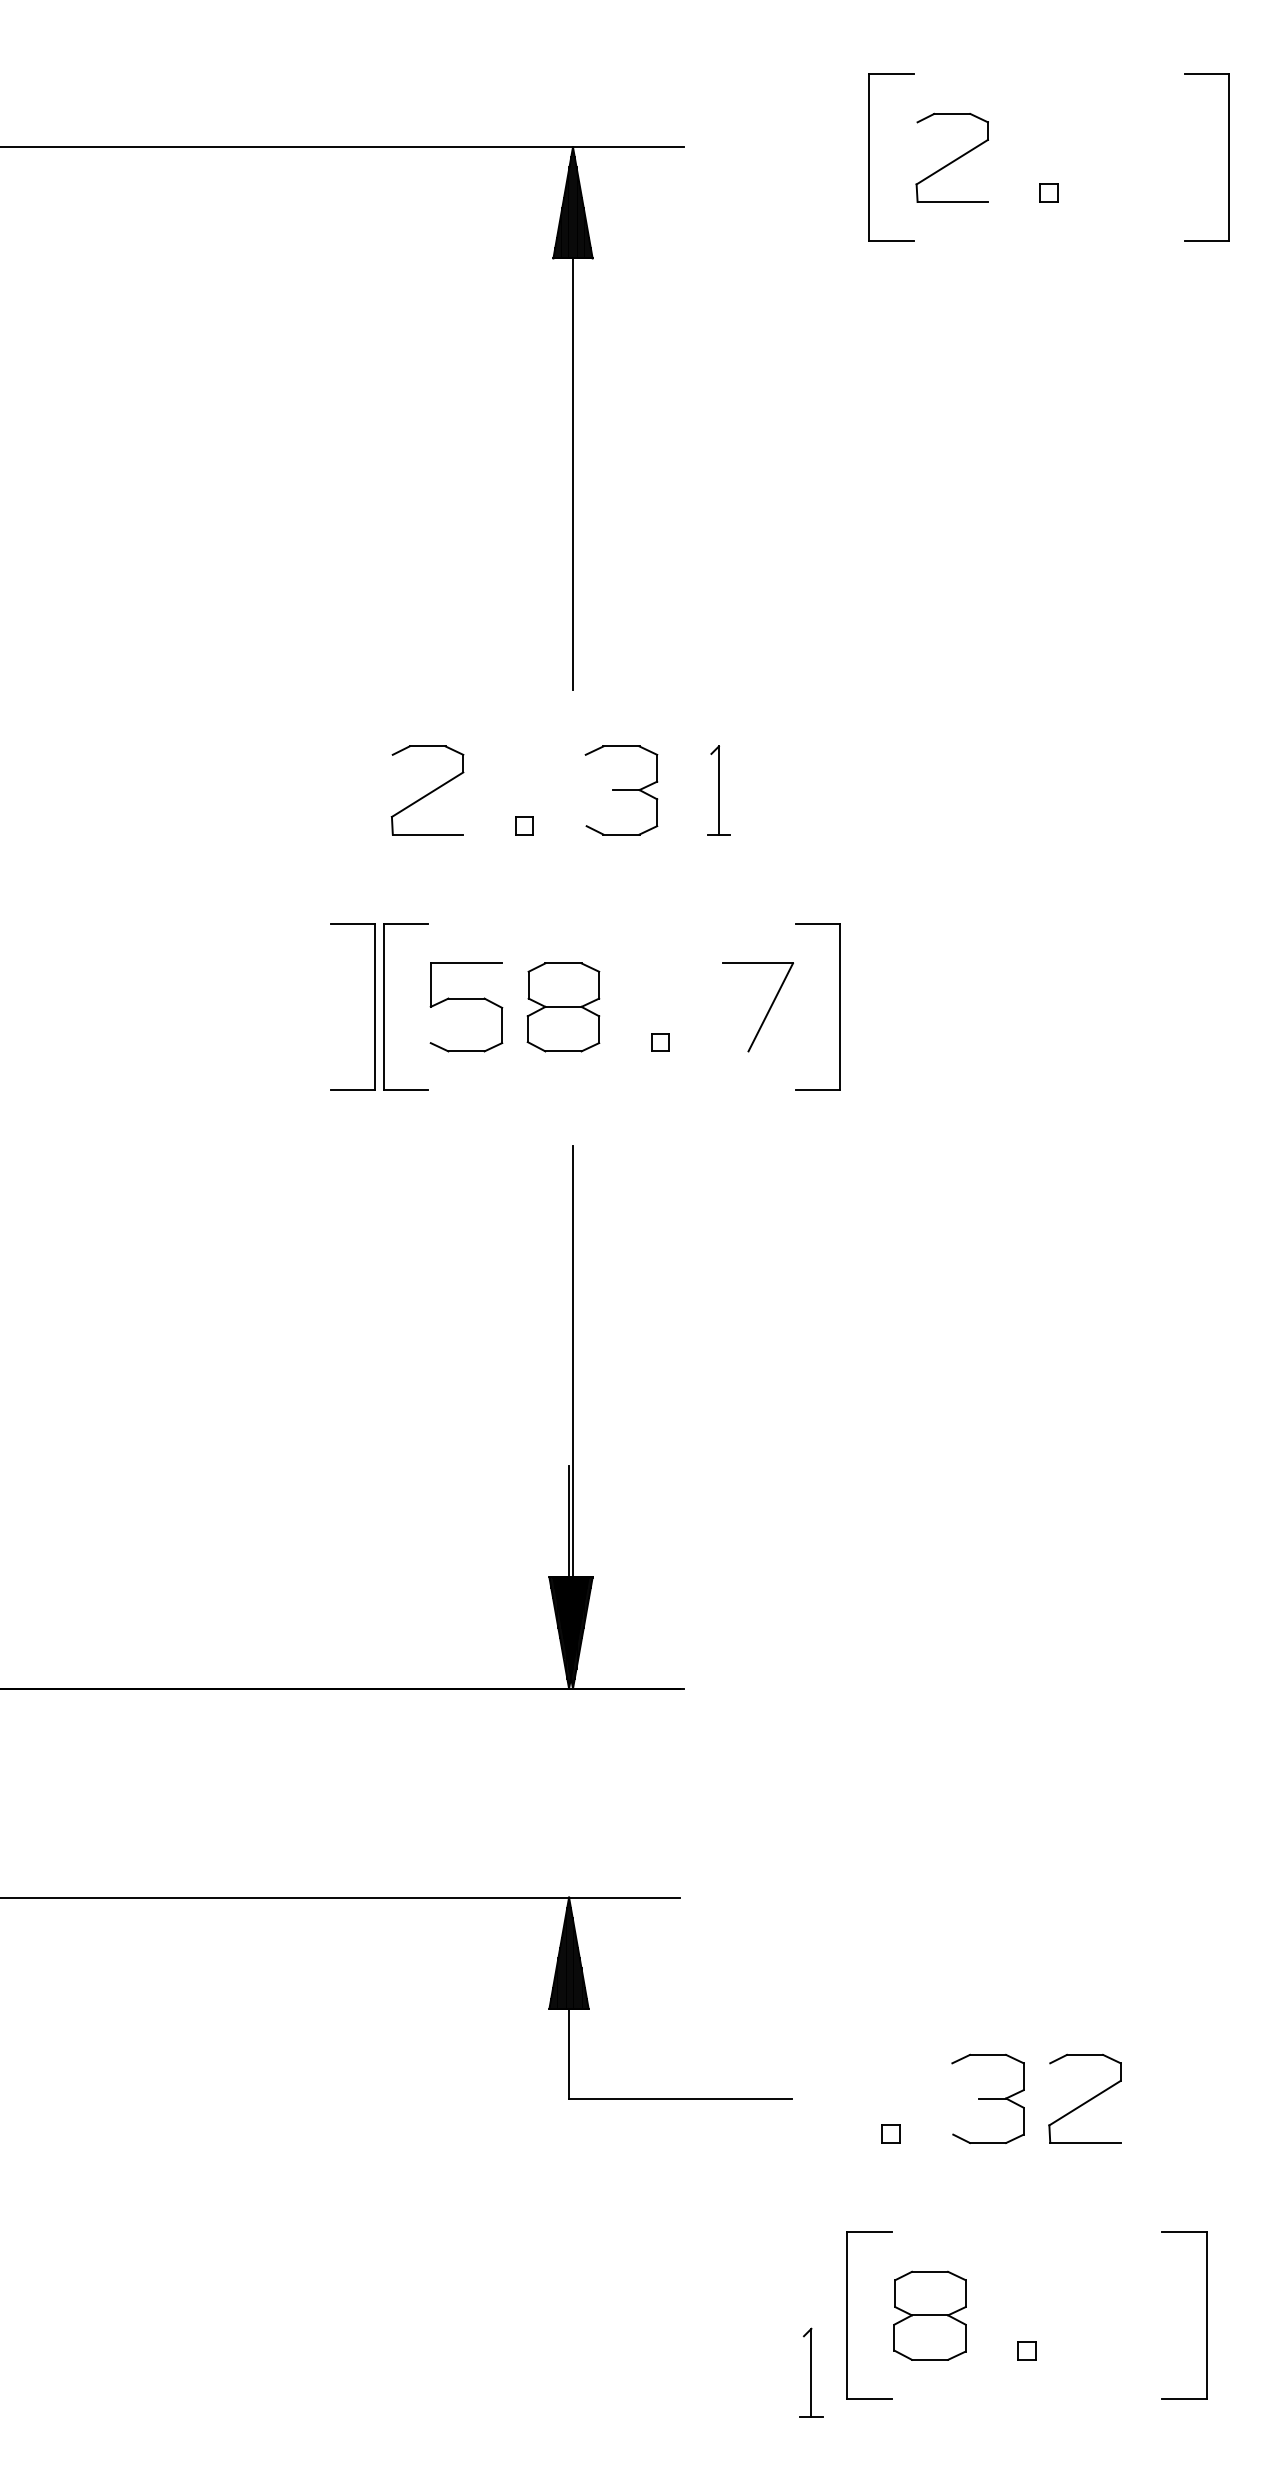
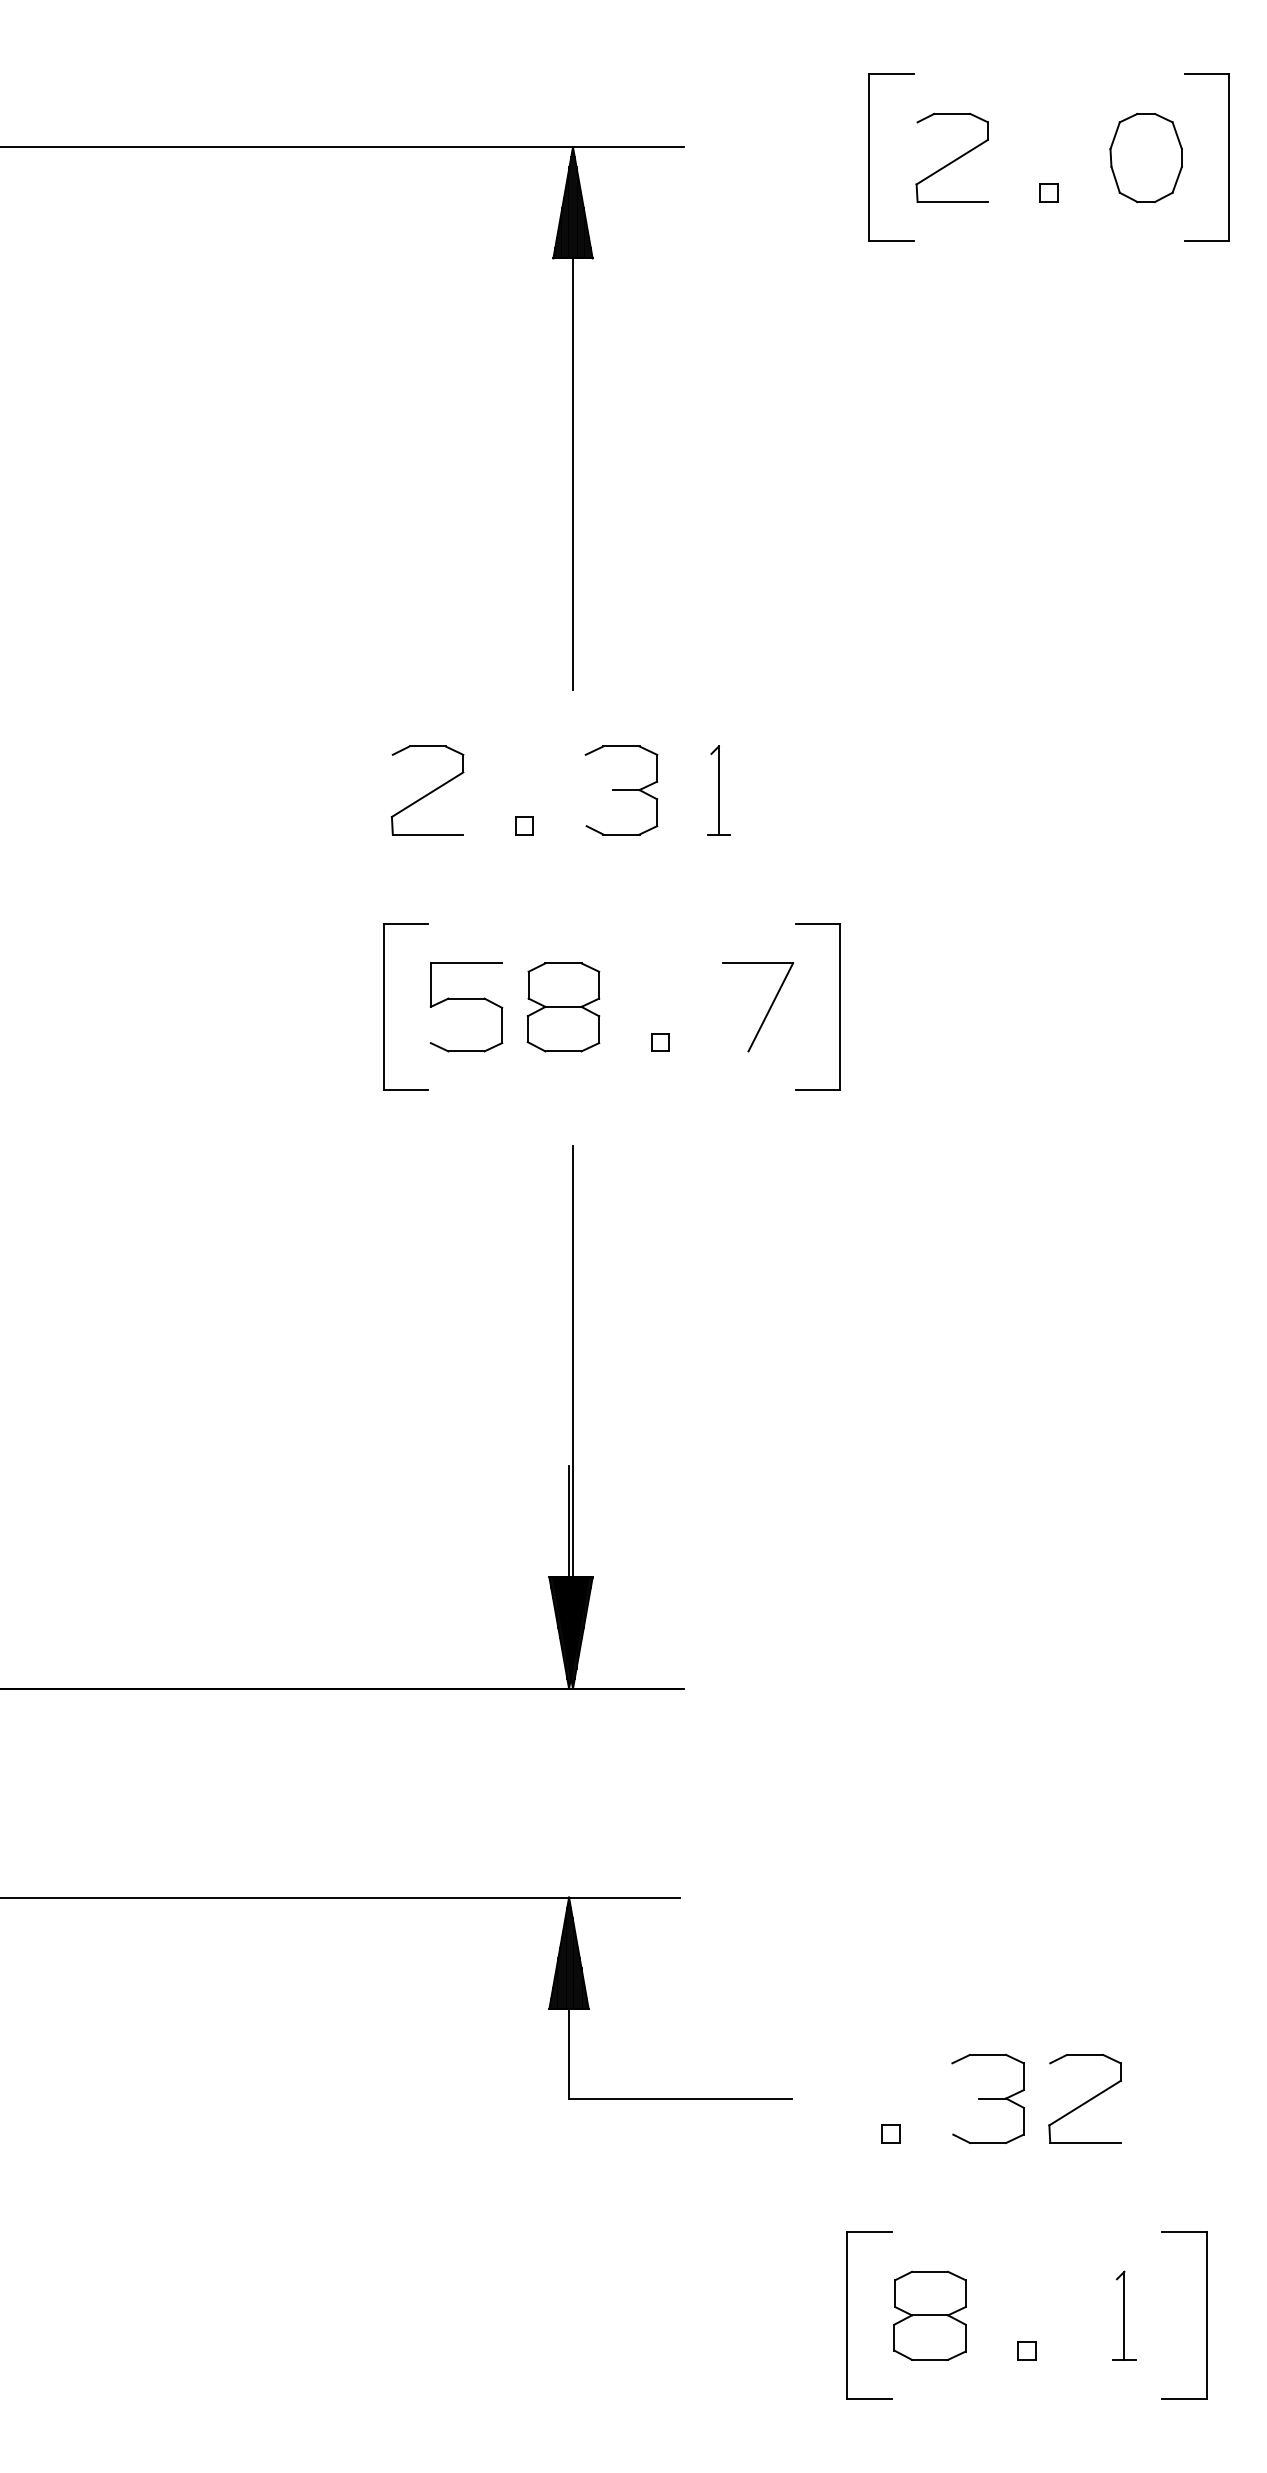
part: none -> present (1145, 157)
part: present -> none (374, 1006)
part position: (811, 2372) -> (1124, 2315) (1124, 2315)
